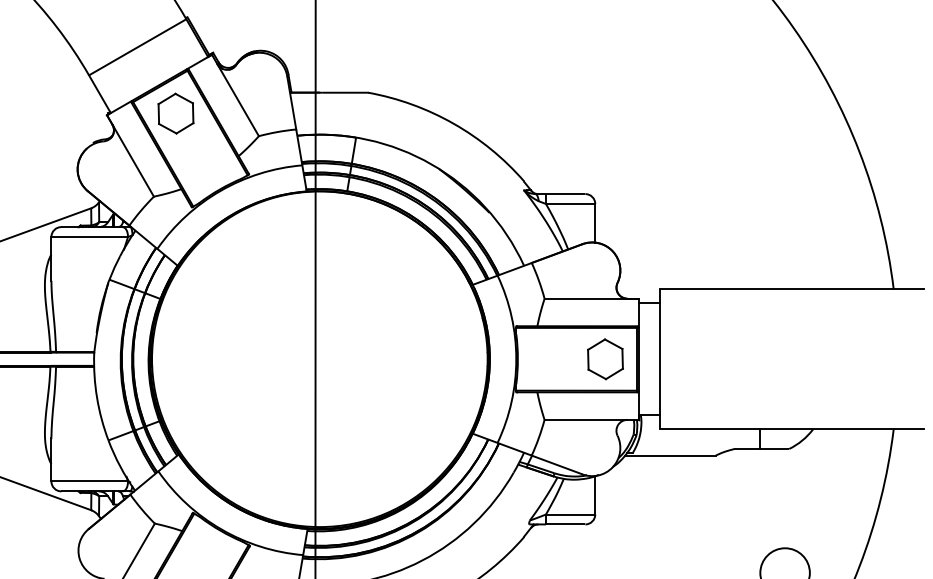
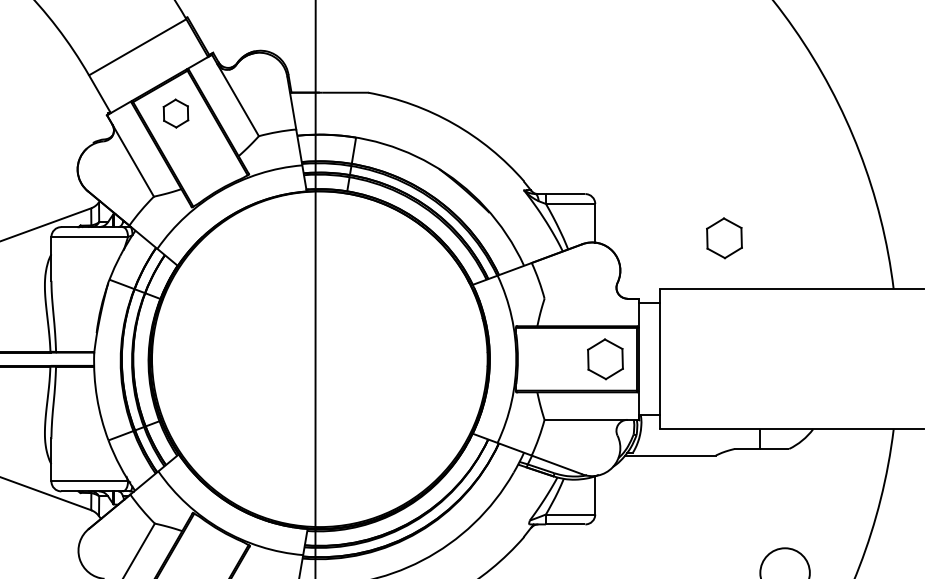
part size: 38x43 px -> 28x31 px (175, 113)
part: none -> present (724, 238)
line: present -> none (585, 298)
